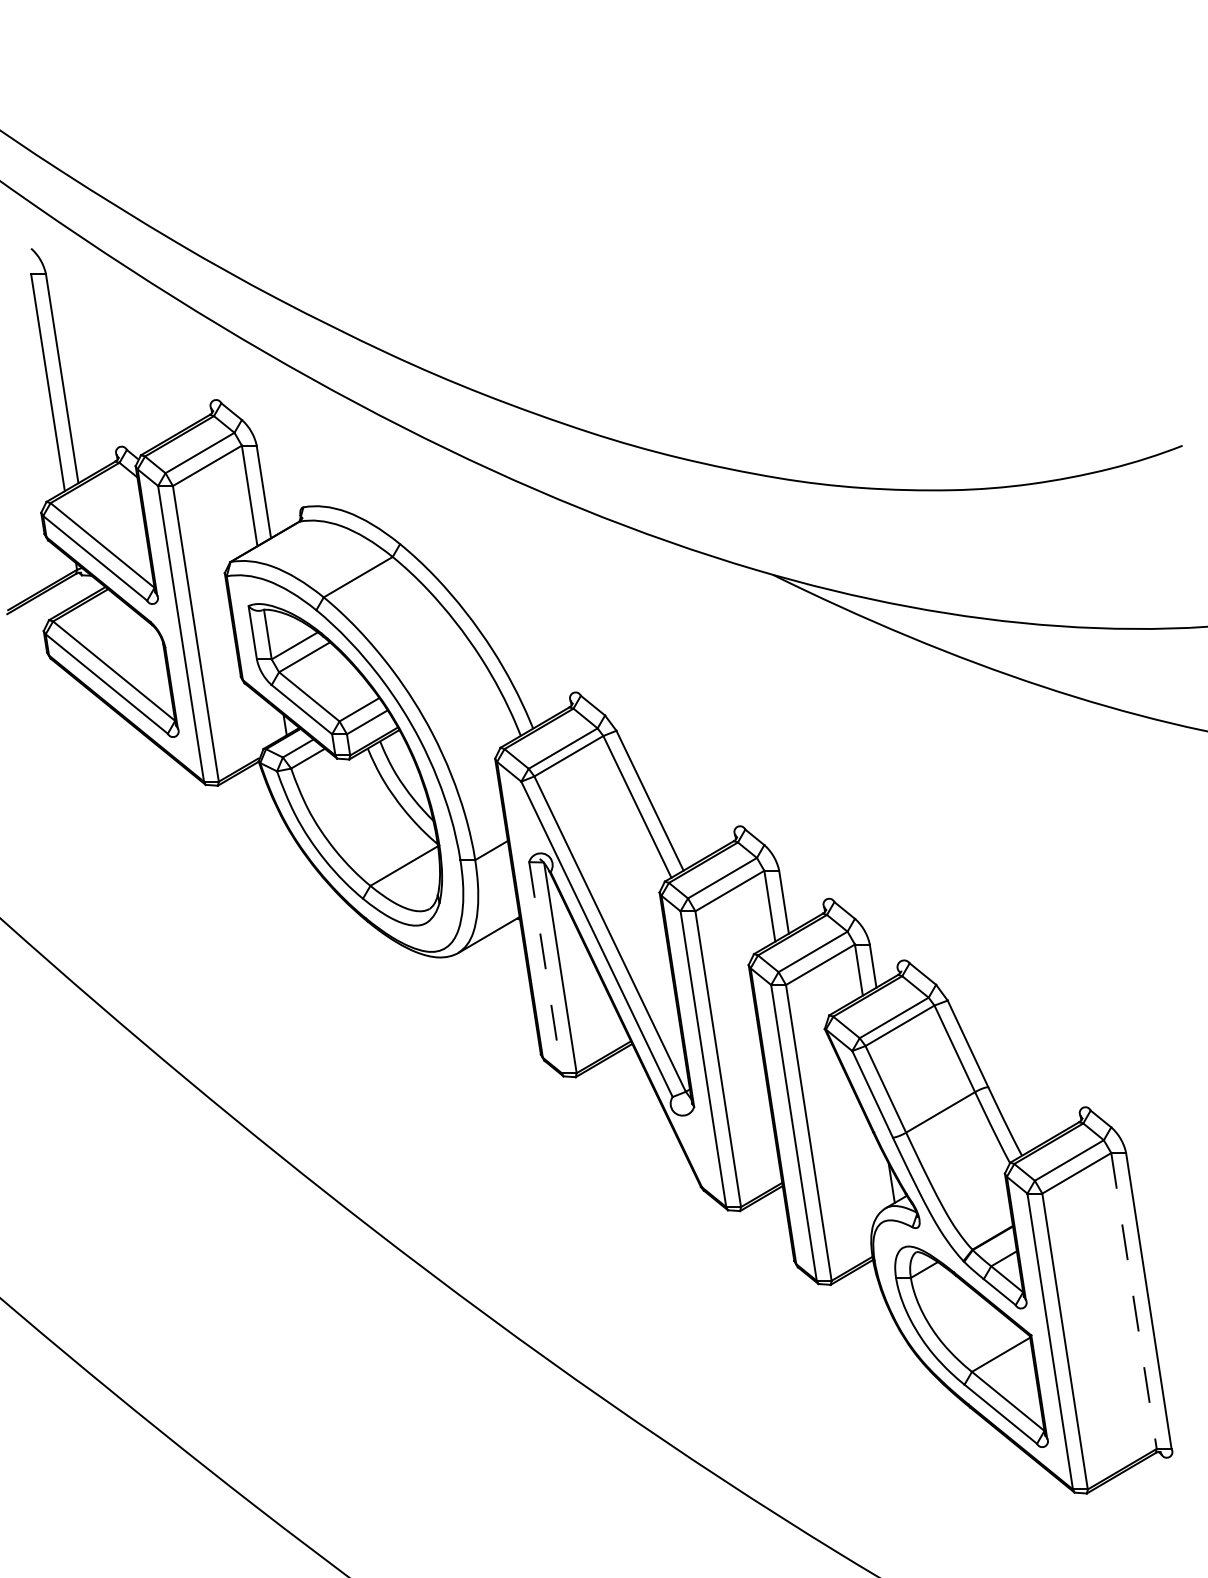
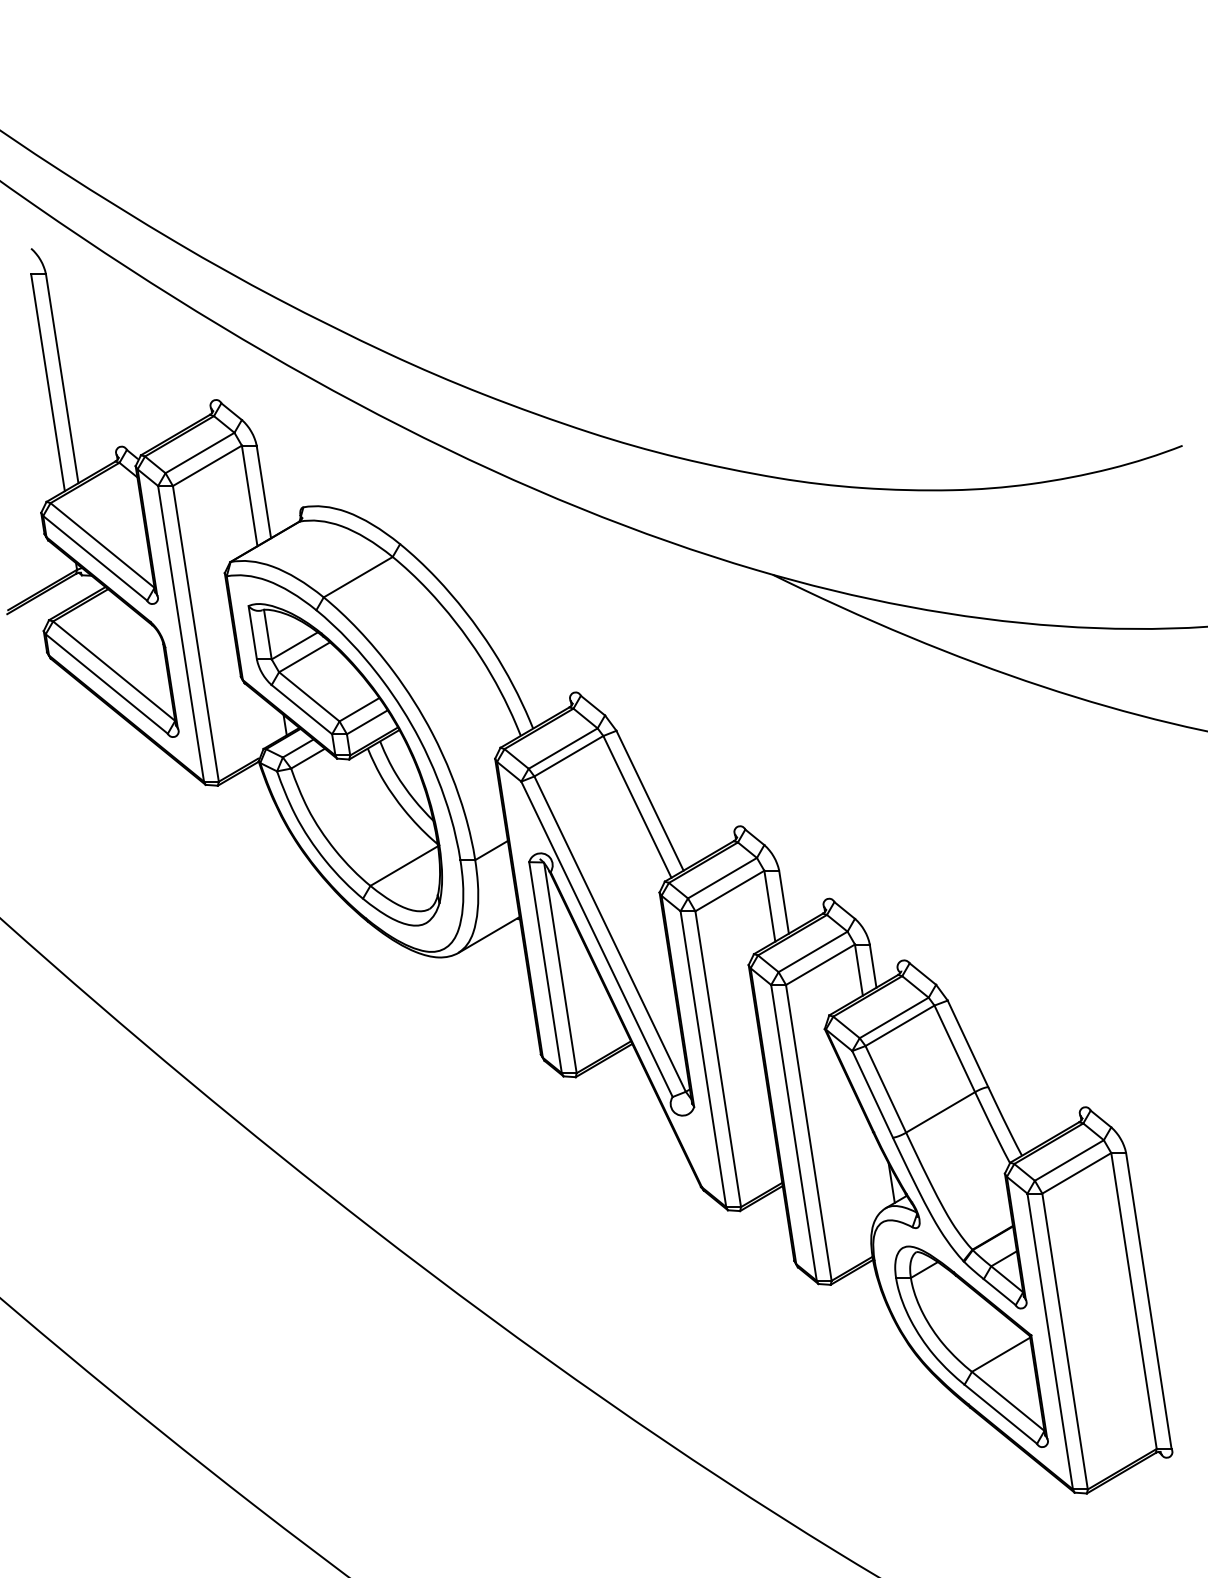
line: dashed -> solid (545, 967)
line: dashed -> solid (1134, 1301)
